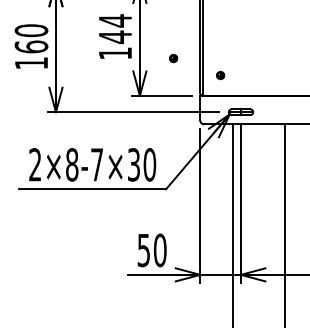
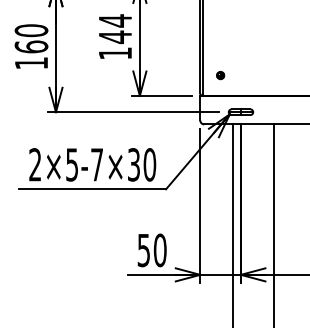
part: present -> none (173, 58)
text: 2×8-7×30 -> 2×5-7×30 (72, 164)
line position: (284, 224) -> (273, 224) (273, 224)
